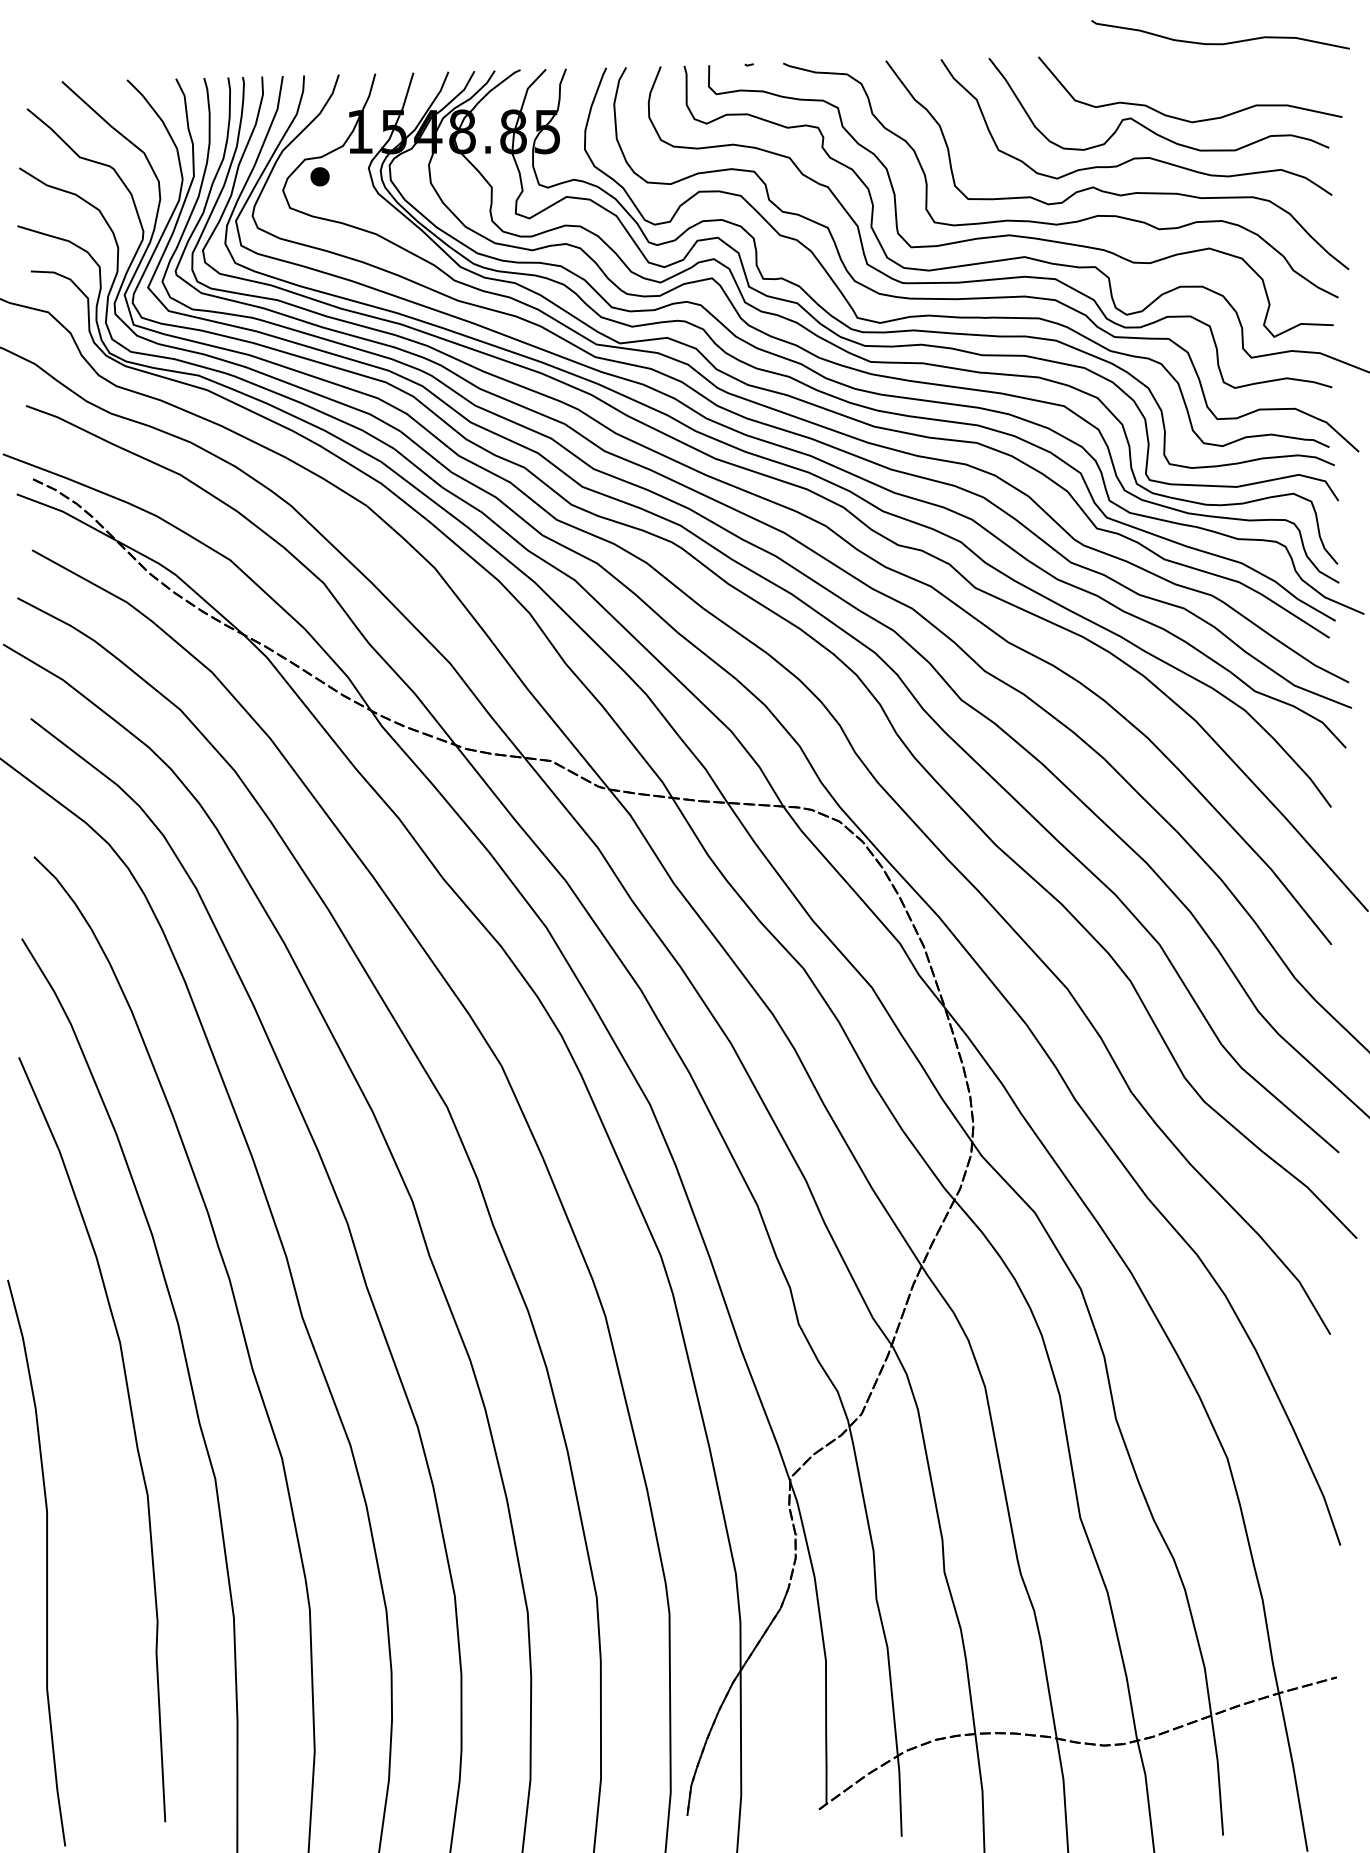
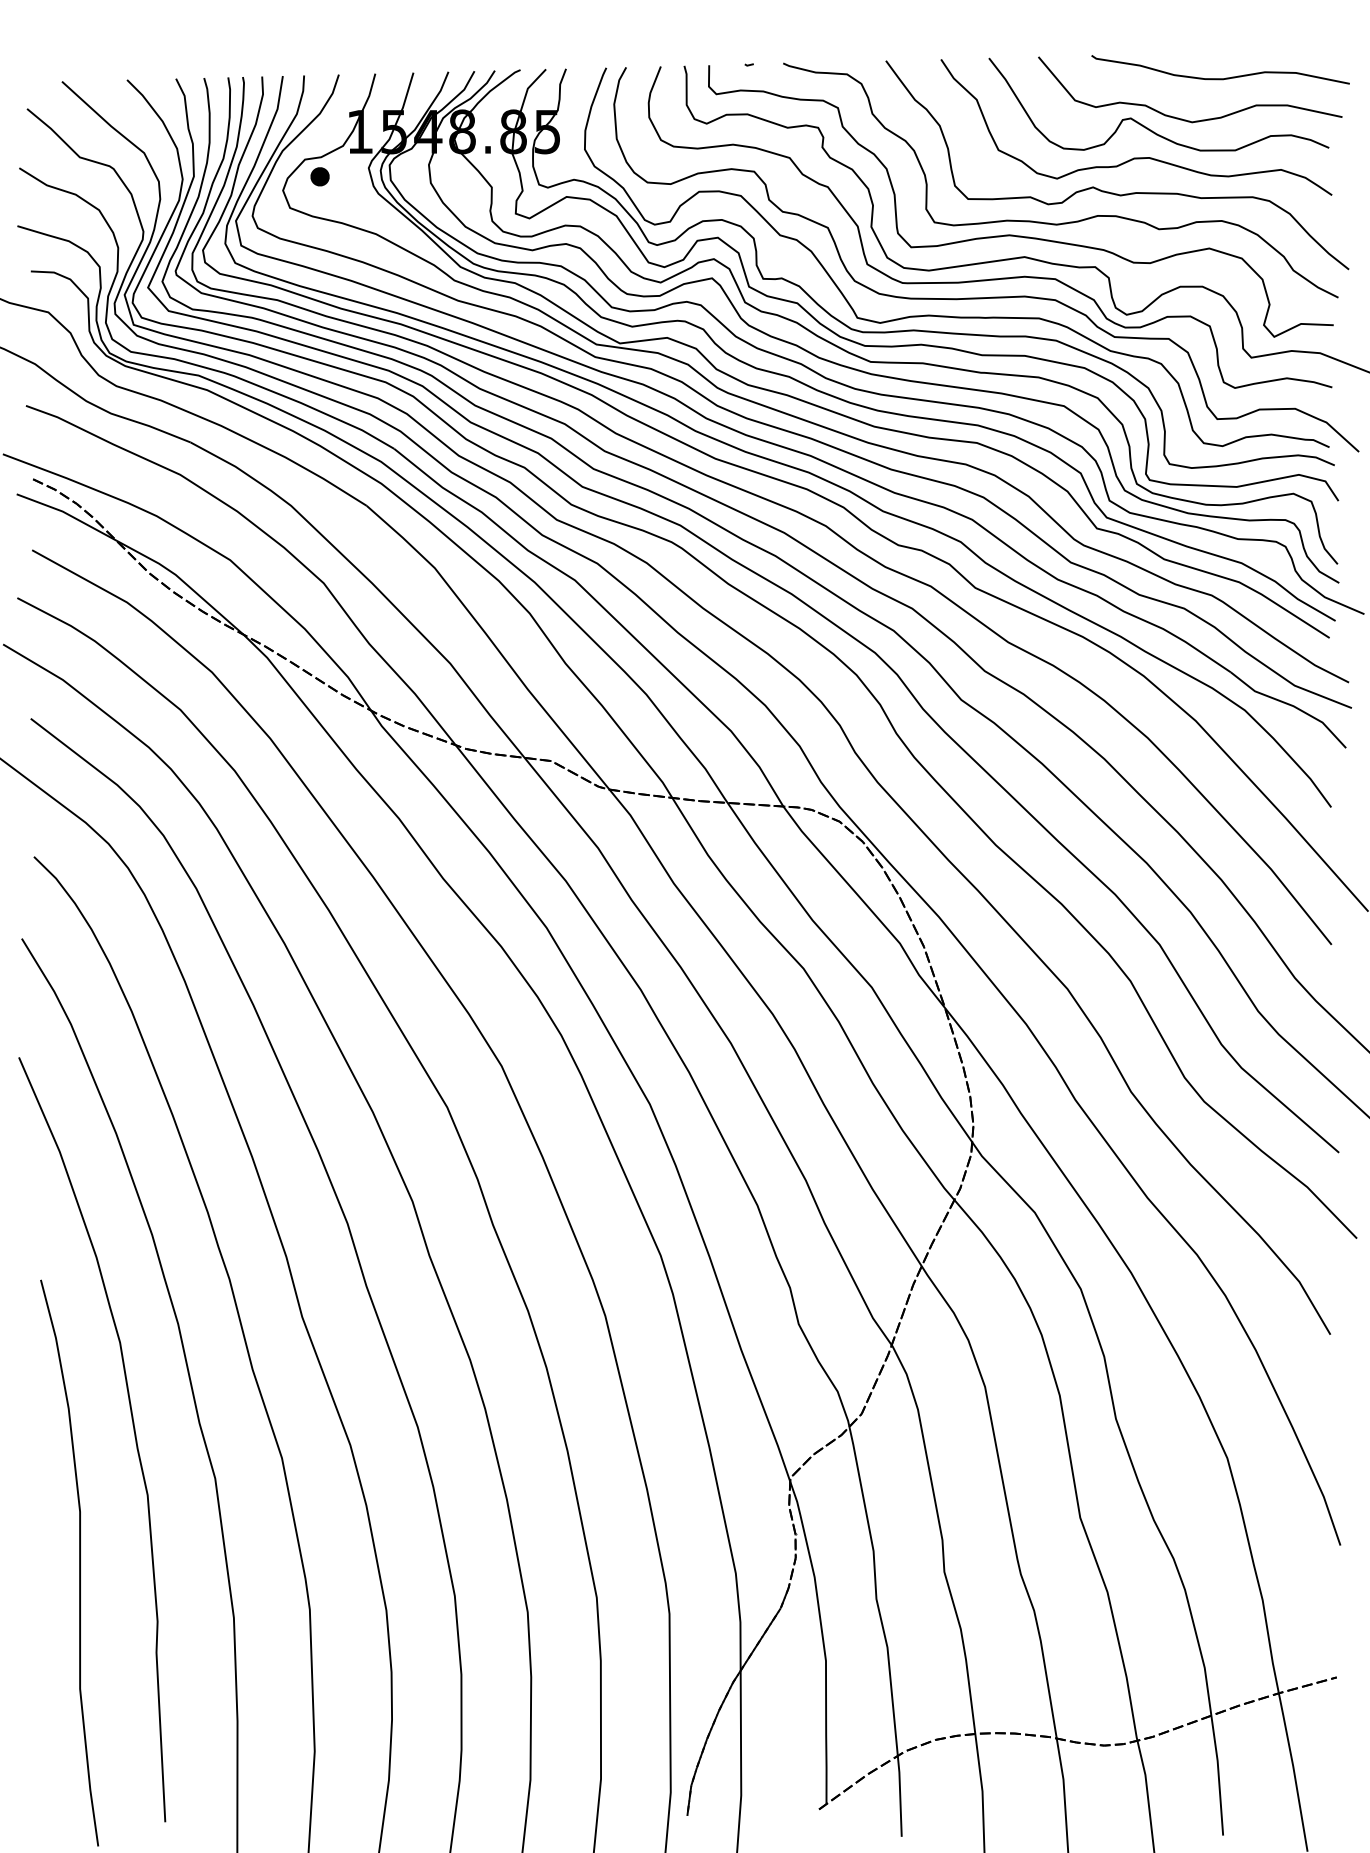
curve position: (1220, 43) -> (1220, 78) (1220, 78)
curve position: (46, 1562) -> (79, 1562) (79, 1562)
